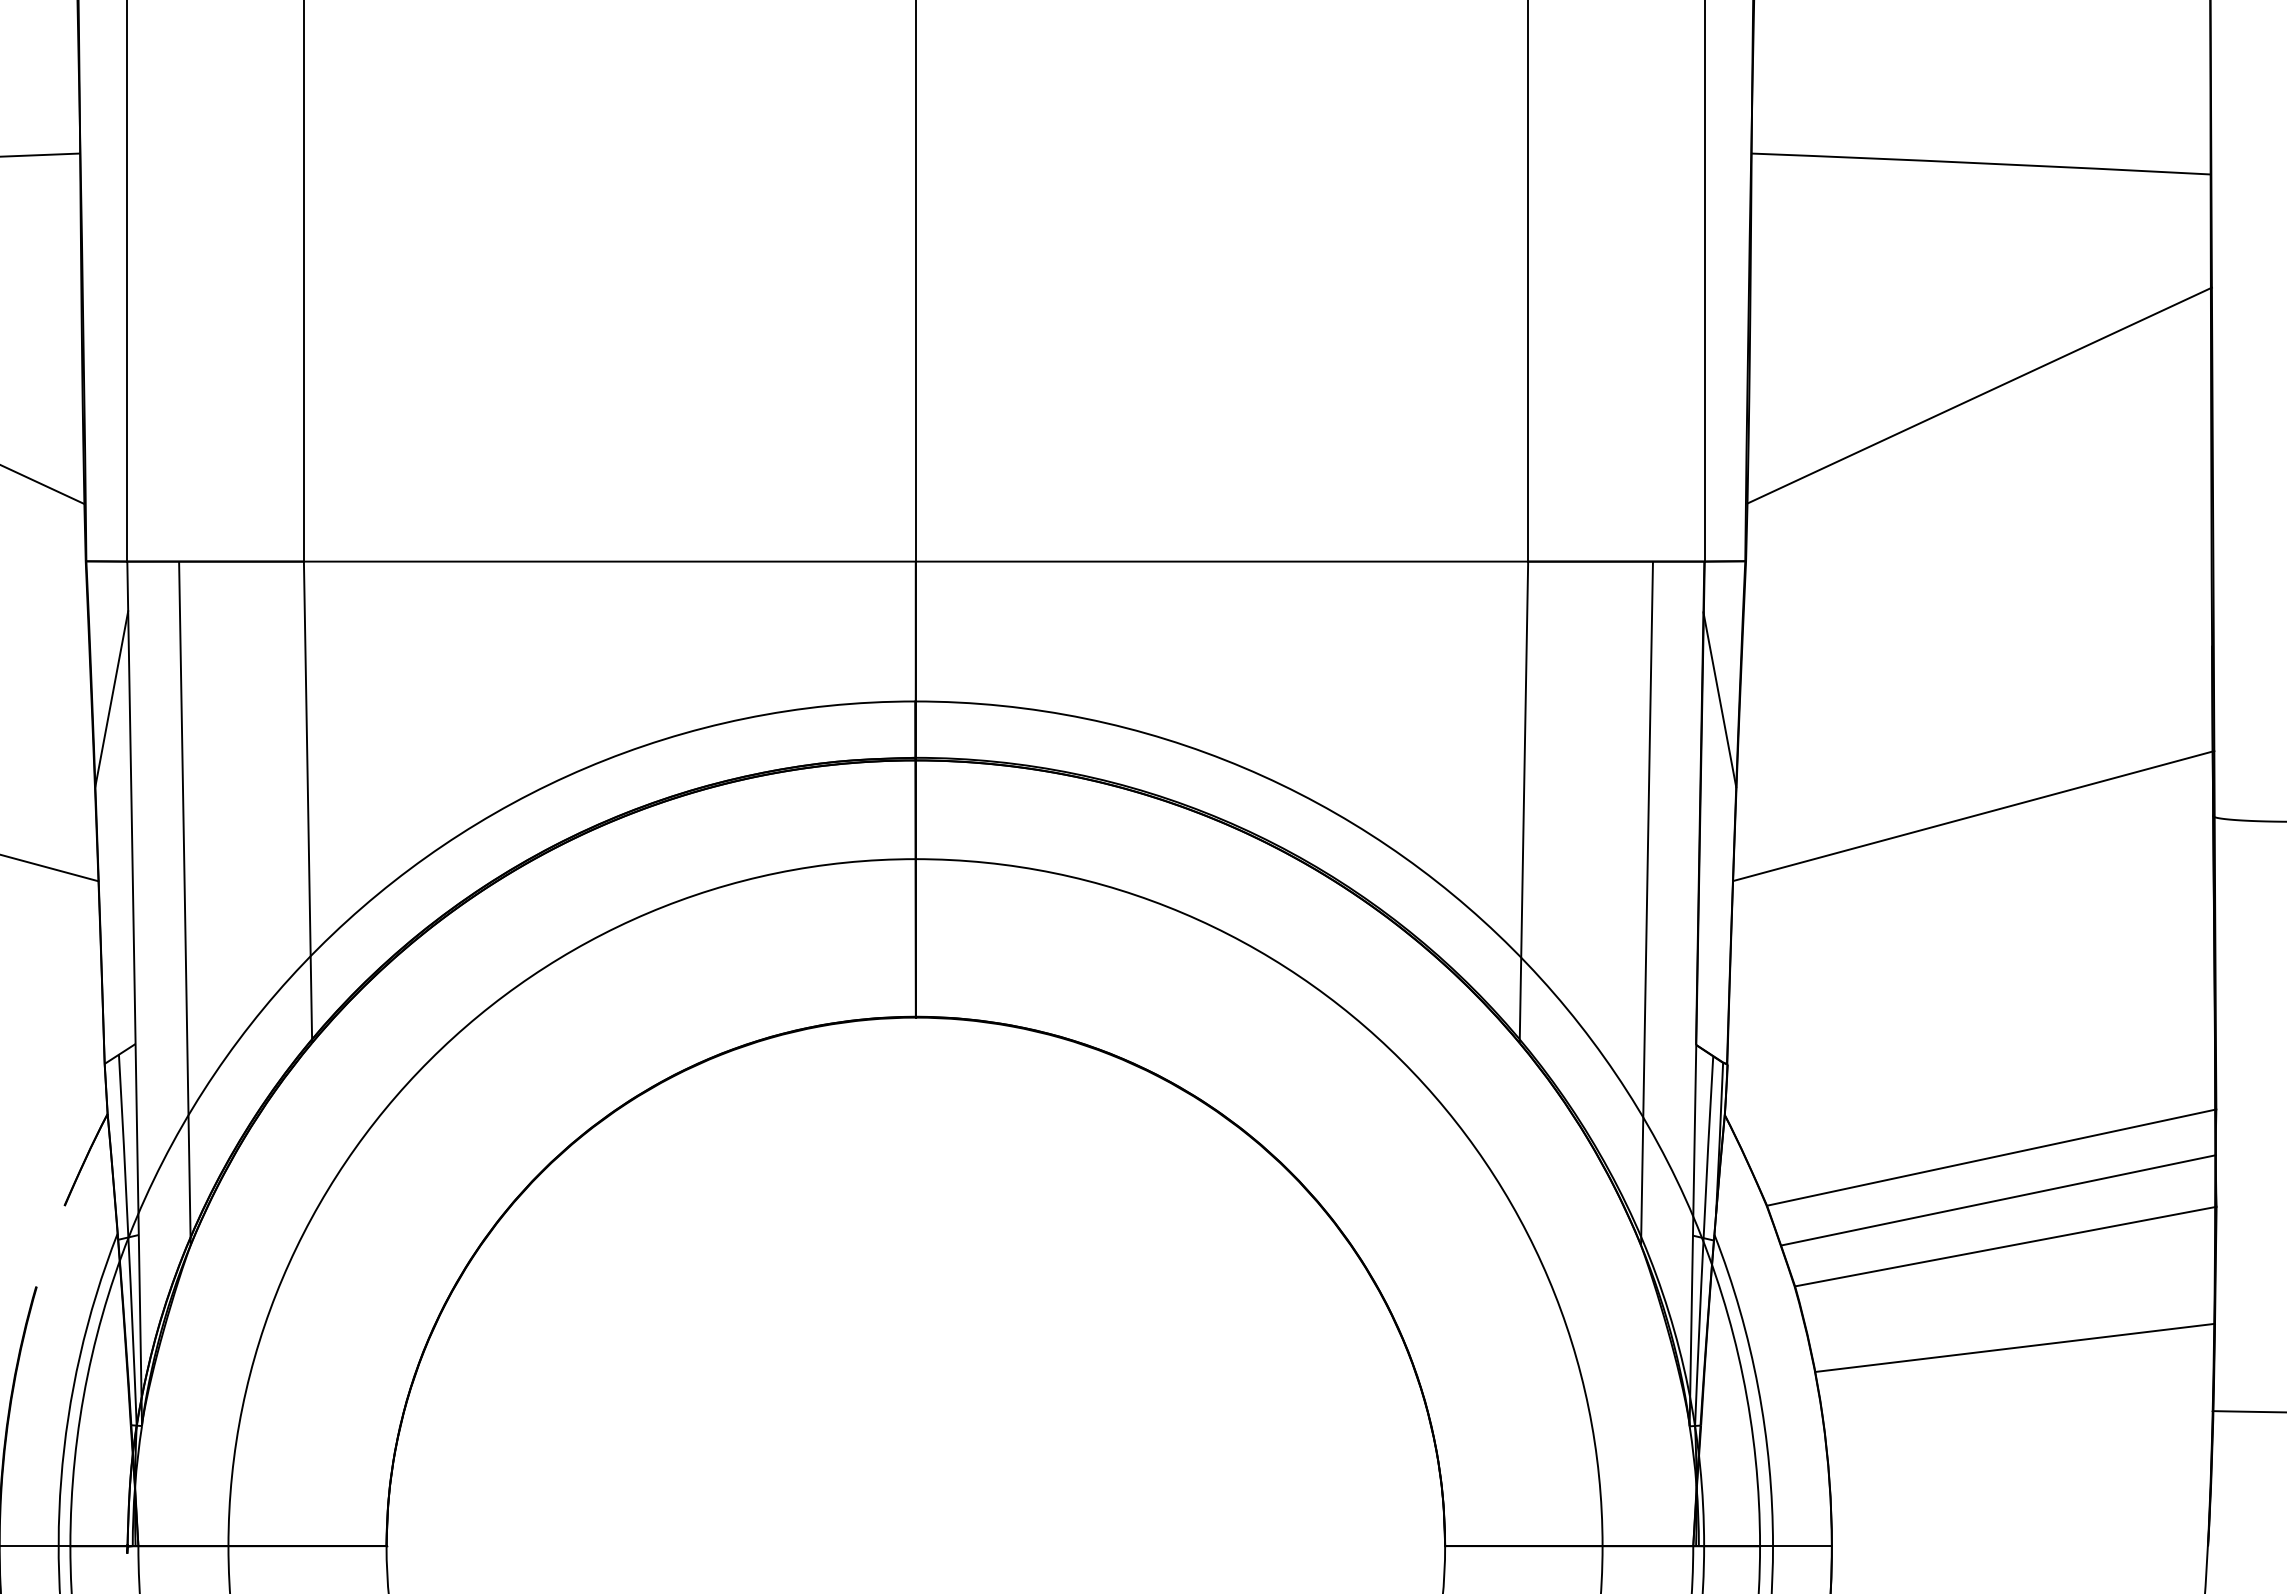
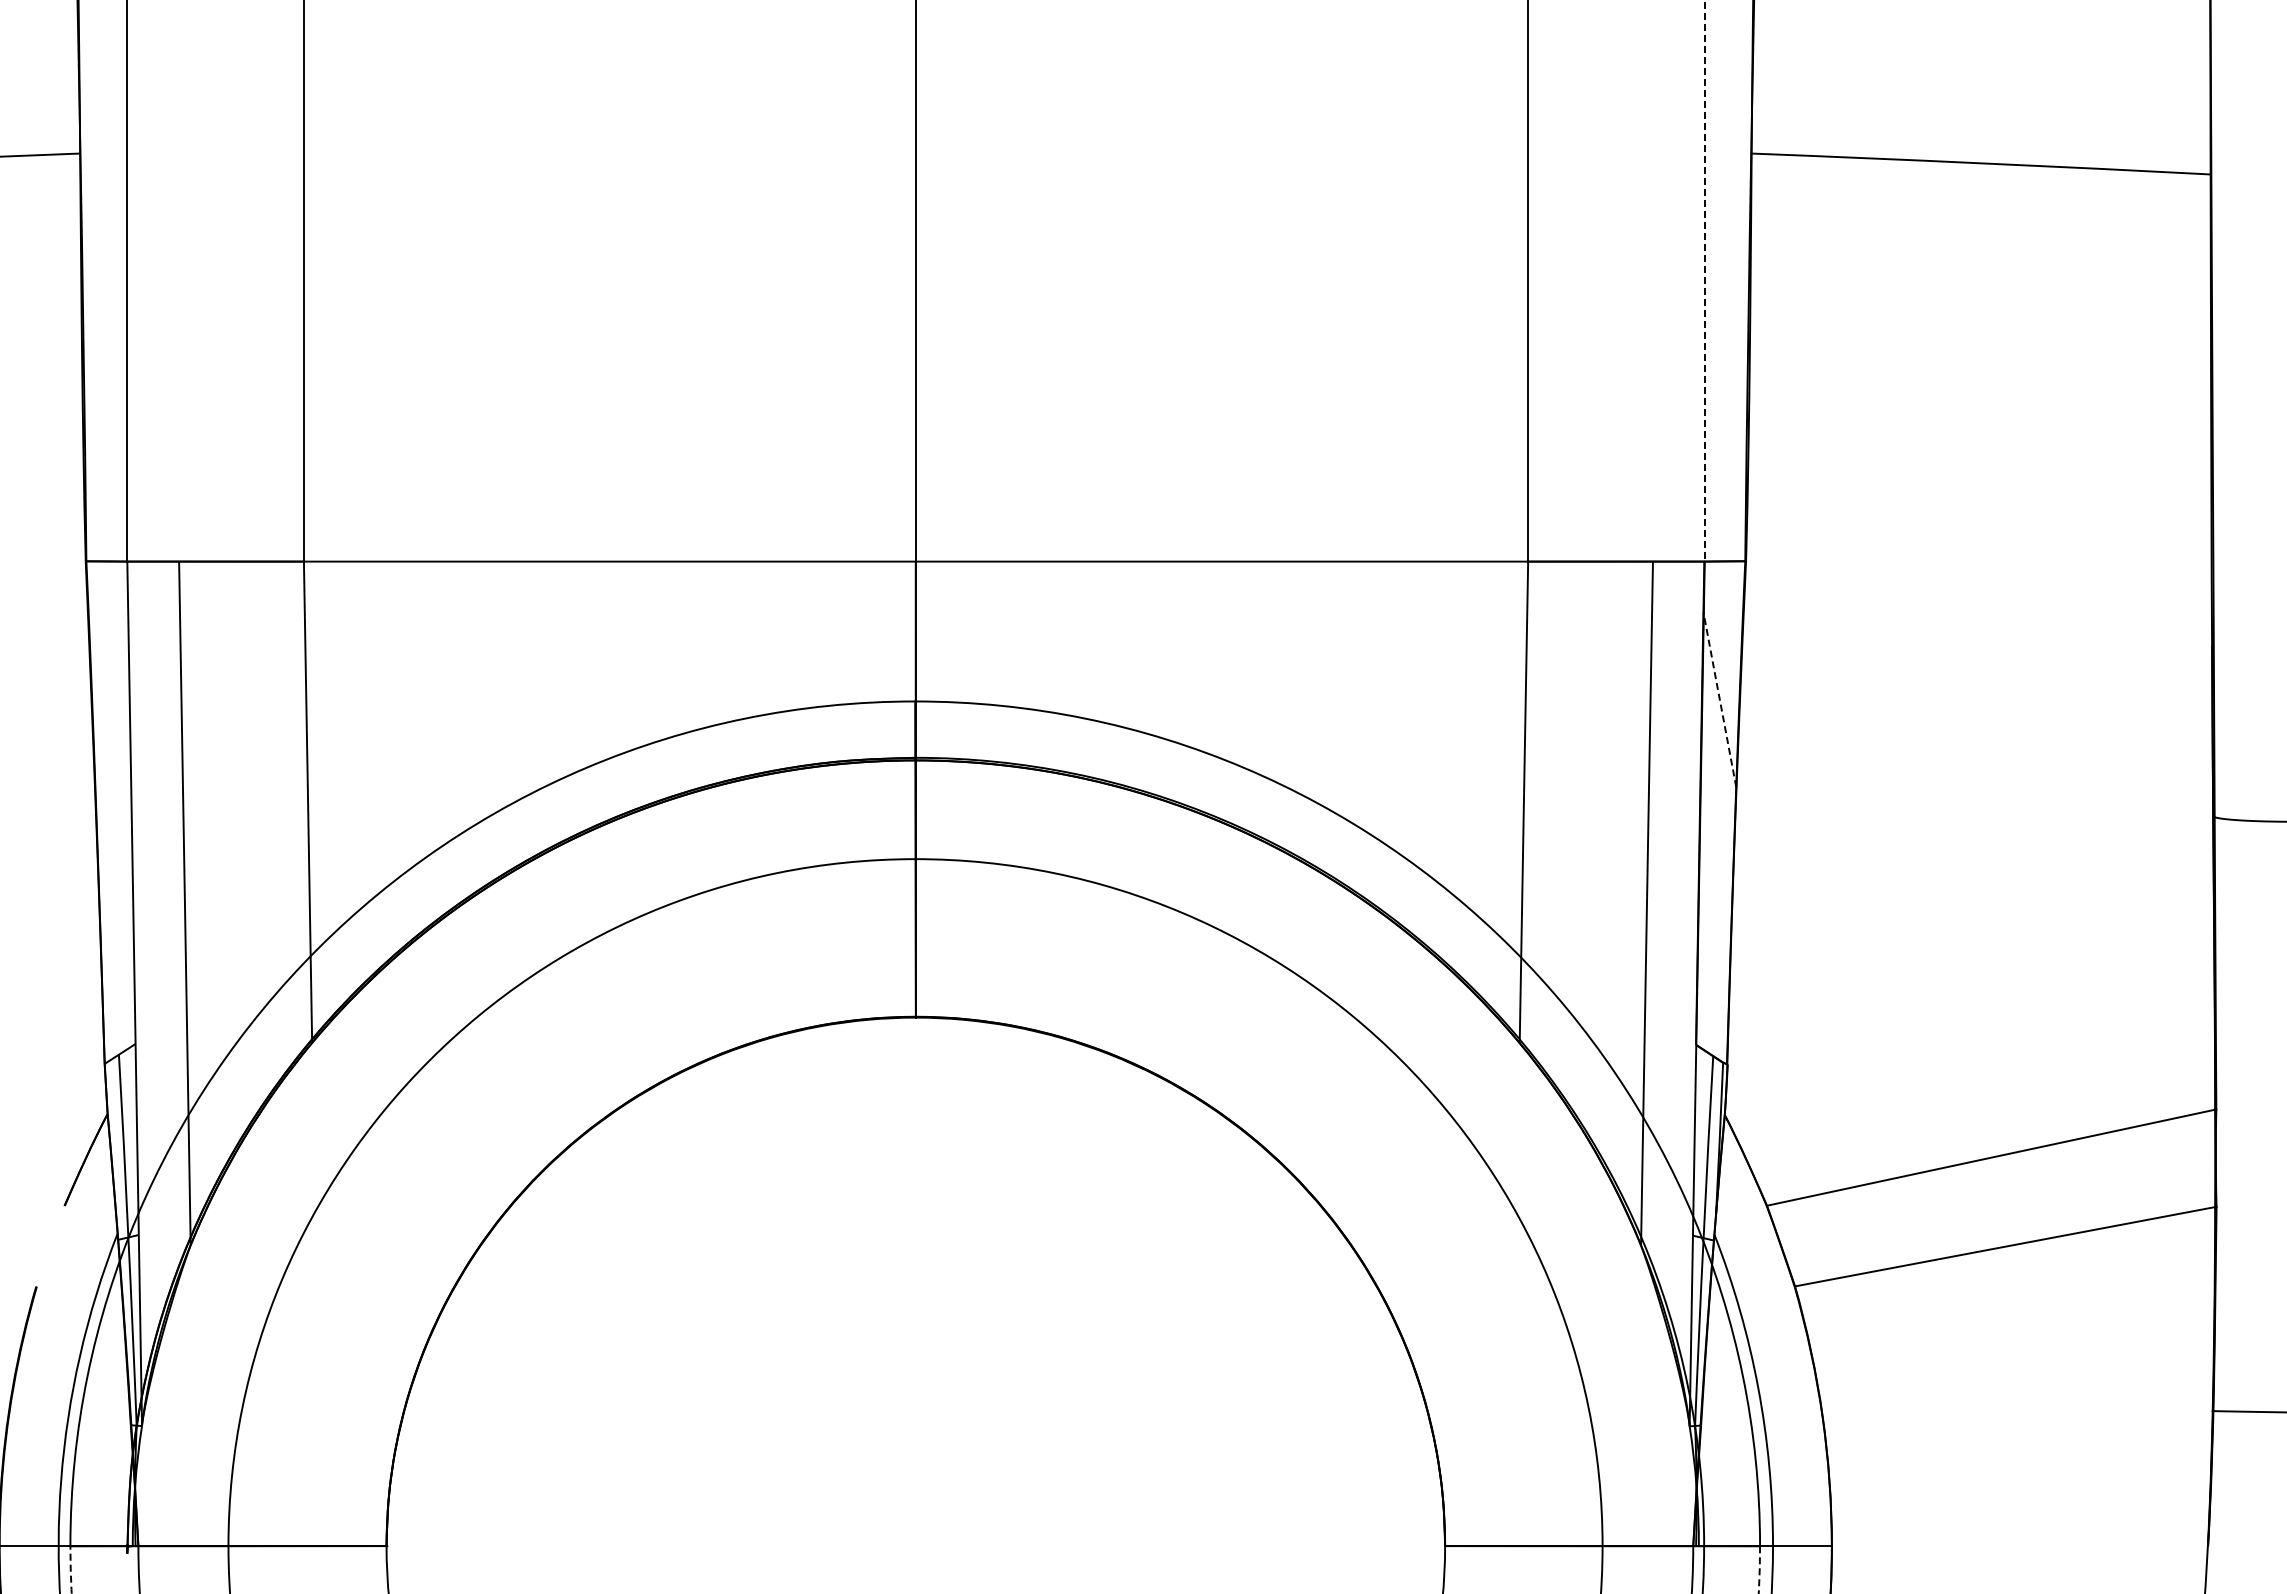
line: solid -> dashed (1704, 281)
line: present -> none (1979, 395)
line: present -> none (43, 485)
line: present -> none (111, 698)
line: solid -> dashed (1719, 699)
line: present -> none (1973, 816)
line: present -> none (50, 868)
line: present -> none (1998, 1200)
line: present -> none (2014, 1347)
arc: solid -> dashed (71, 1593)
